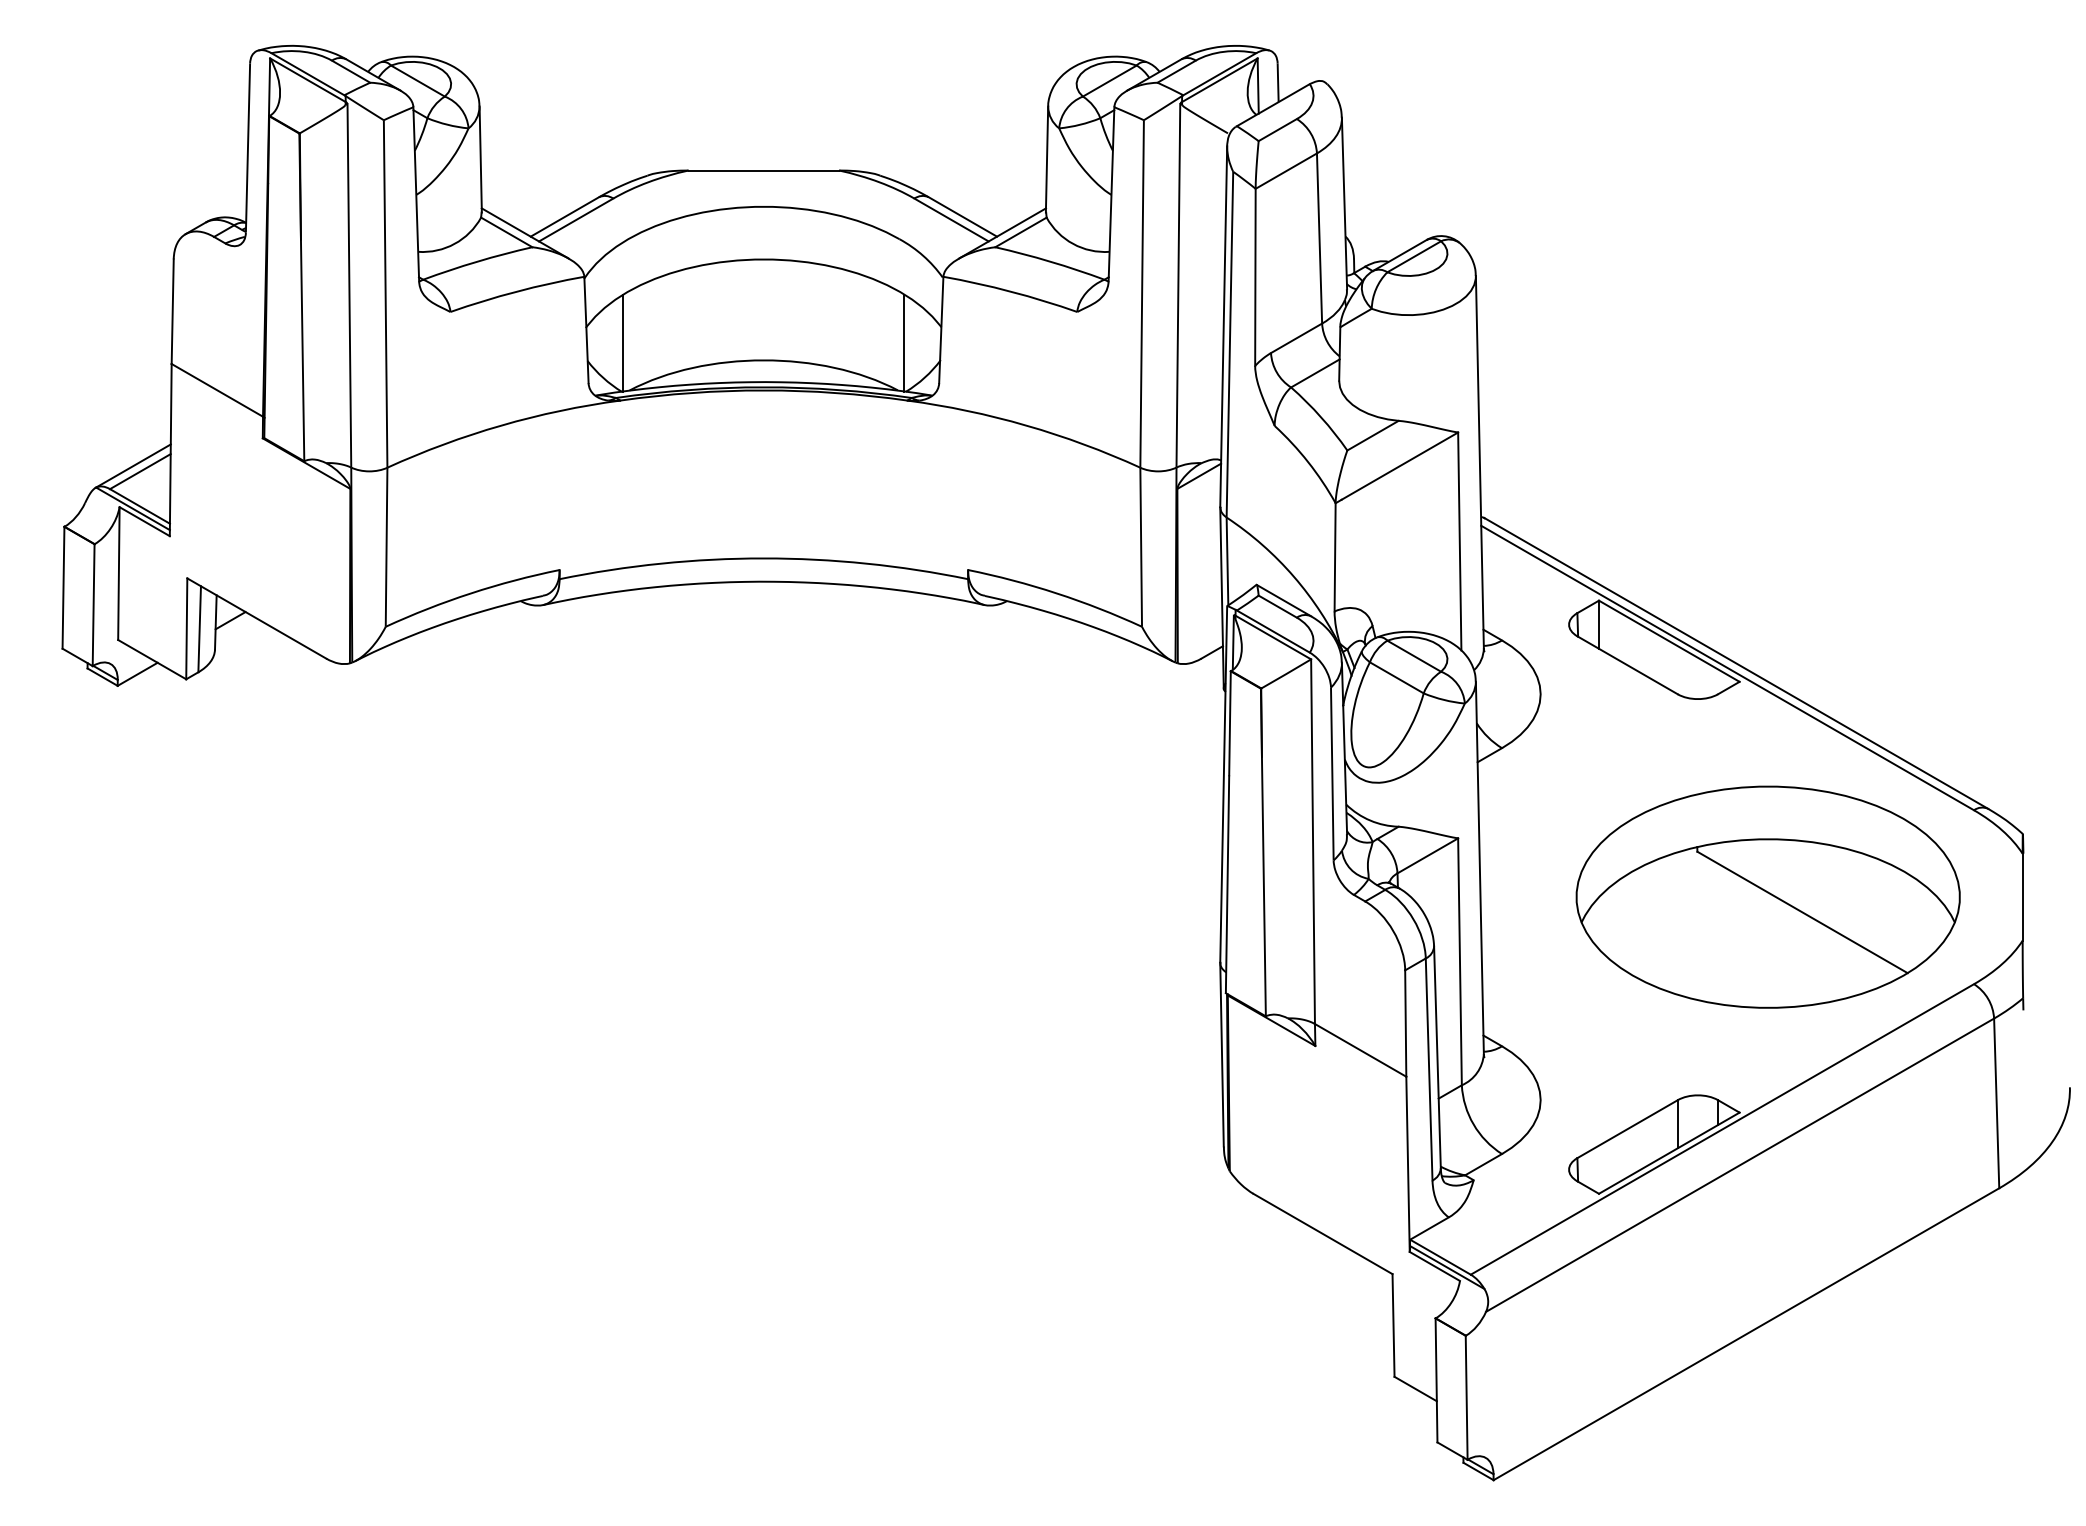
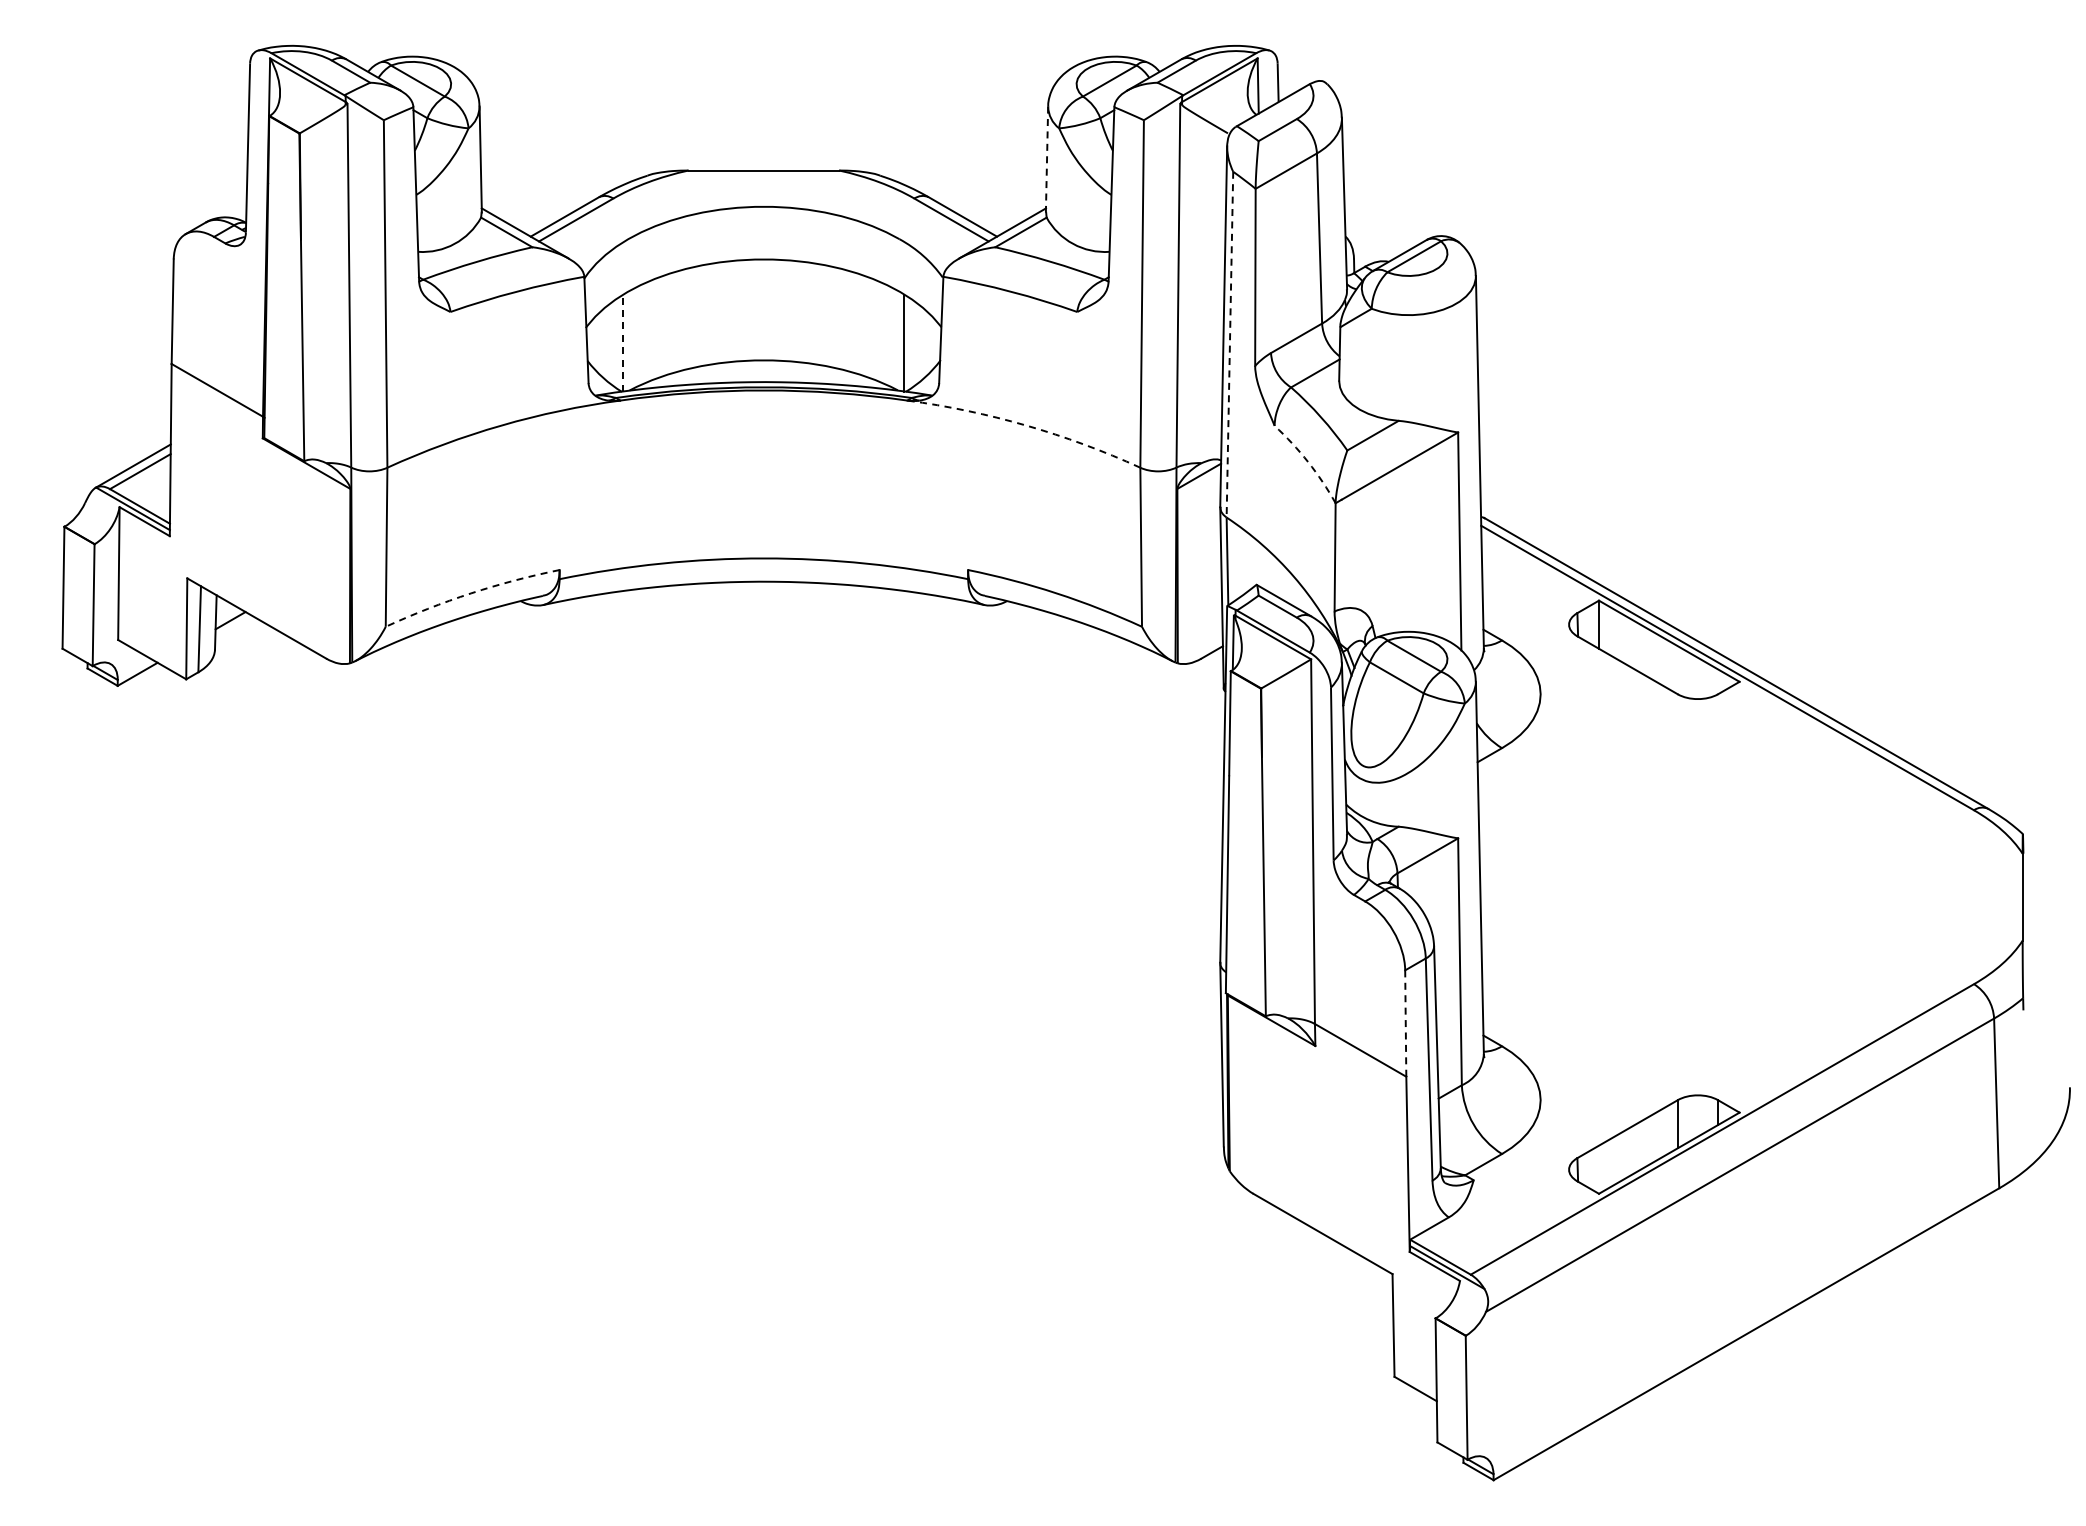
line: solid -> dashed (1047, 160)
line: solid -> dashed (623, 343)
line: solid -> dashed (1229, 345)
arc: solid -> dashed (1026, 425)
arc: solid -> dashed (1308, 462)
arc: solid -> dashed (471, 593)
part: present -> none (1767, 896)
line: solid -> dashed (1405, 1023)
